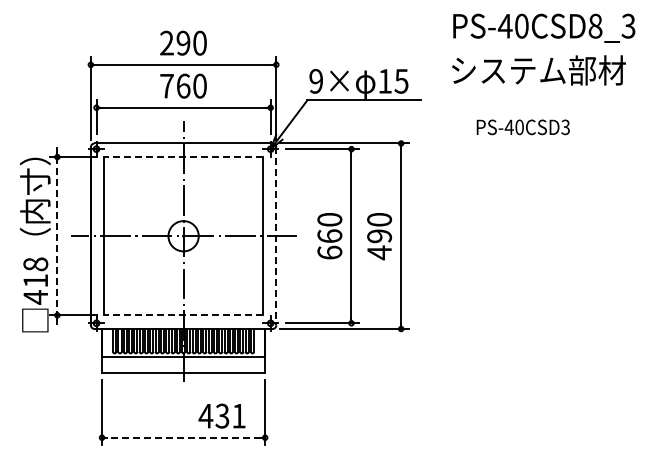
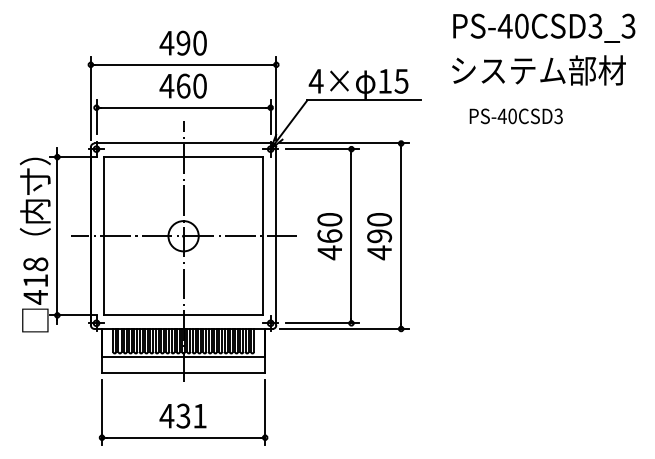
text: PS-40CSD8_3 -> PS-40CSD3_3 (595, 25)
text: 290 -> 490 (166, 42)
text: 9× -> 4× (315, 80)
text: 760 -> 460 (166, 86)
text position: (522, 127) -> (515, 116) (515, 116)
line: dashed -> solid (183, 157)
line: dashed -> solid (57, 236)
line: dashed -> solid (276, 236)
text: 660 -> 460 (329, 252)
line: dashed -> solid (183, 315)
text position: (221, 415) -> (182, 415) (182, 415)
line: dashed -> solid (183, 437)
